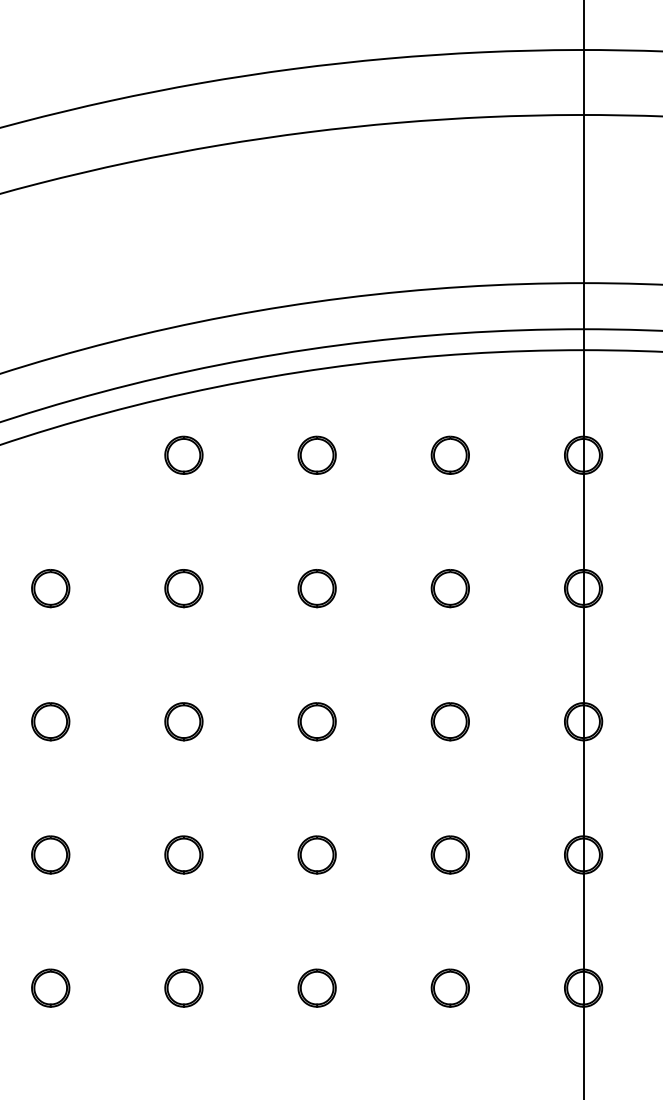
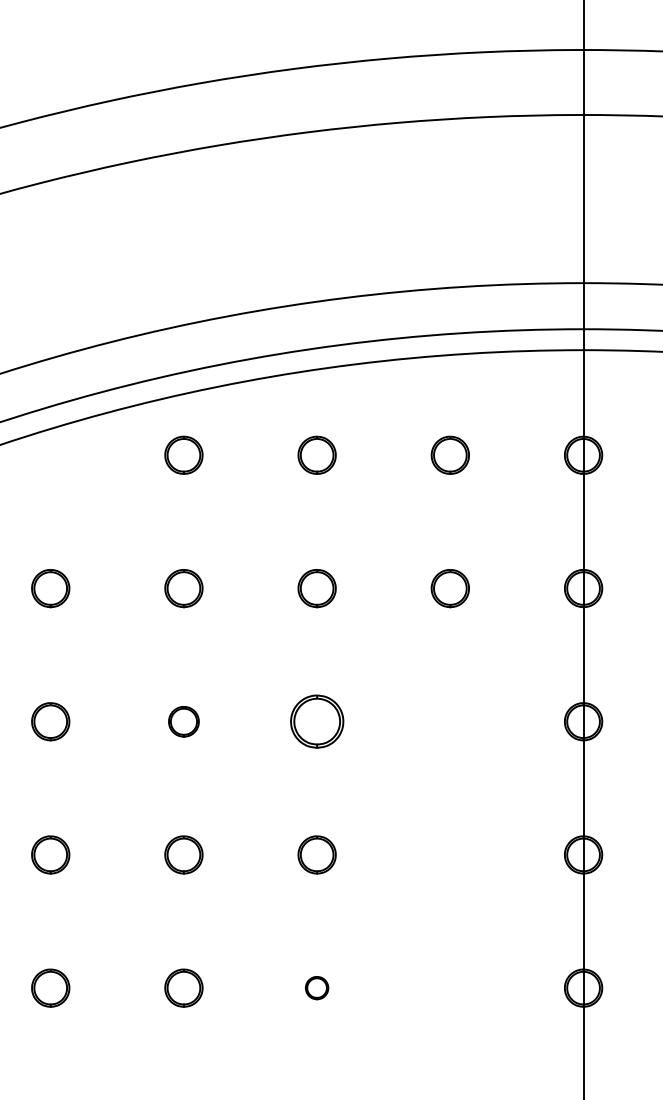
part size: 40x40 px -> 32x32 px (183, 721)
part size: 40x40 px -> 55x55 px (317, 721)
part: present -> none (449, 721)
part: present -> none (449, 854)
part size: 40x40 px -> 25x25 px (317, 988)
part: present -> none (449, 987)
